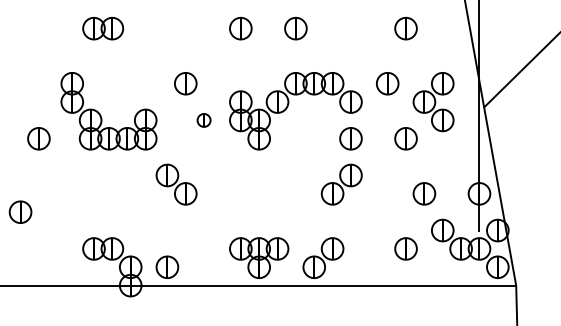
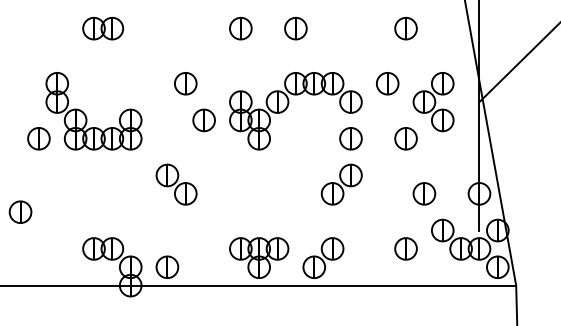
line position: (520, 70) -> (518, 63) (518, 63)
part position: (101, 115) -> (86, 115) (86, 115)
part size: 16x15 px -> 24x25 px (203, 120)
